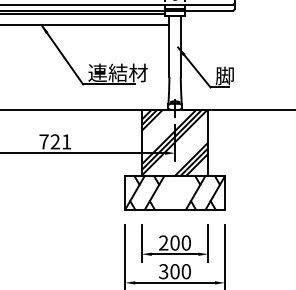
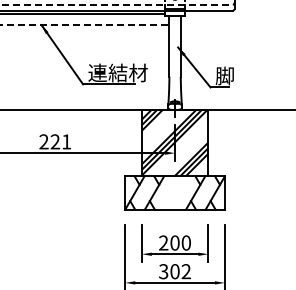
line: solid -> dashed (117, 4)
line: solid -> dashed (84, 25)
text: 721 -> 221 (43, 141)
text: 300 -> 302 (185, 271)
